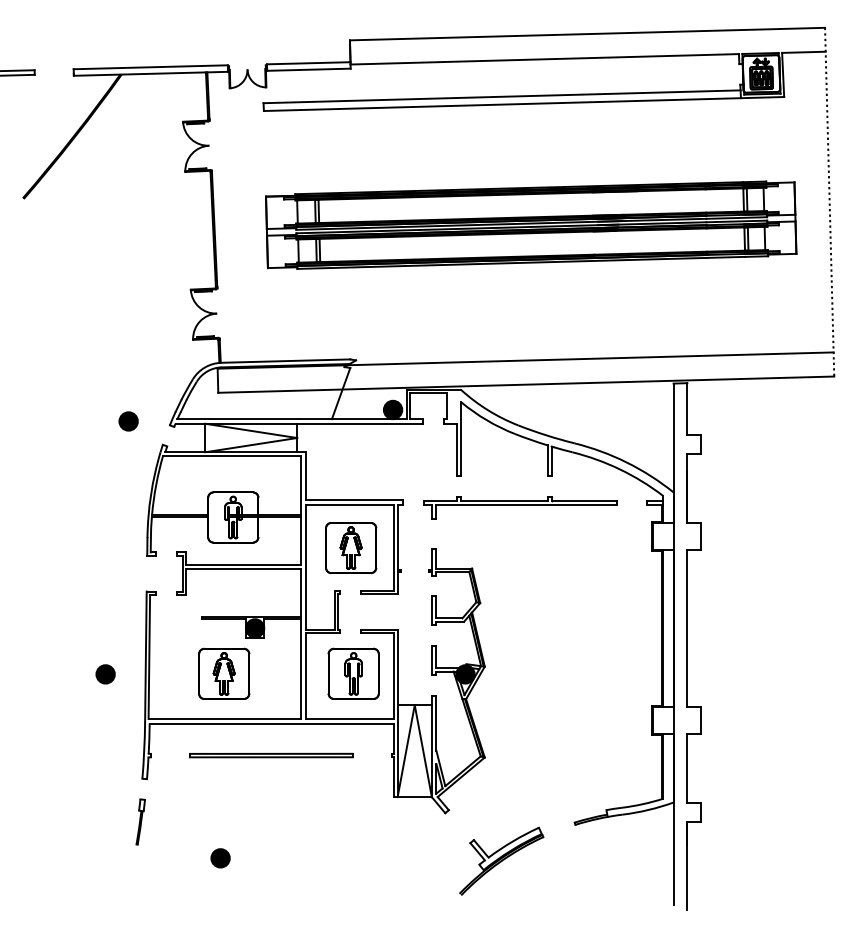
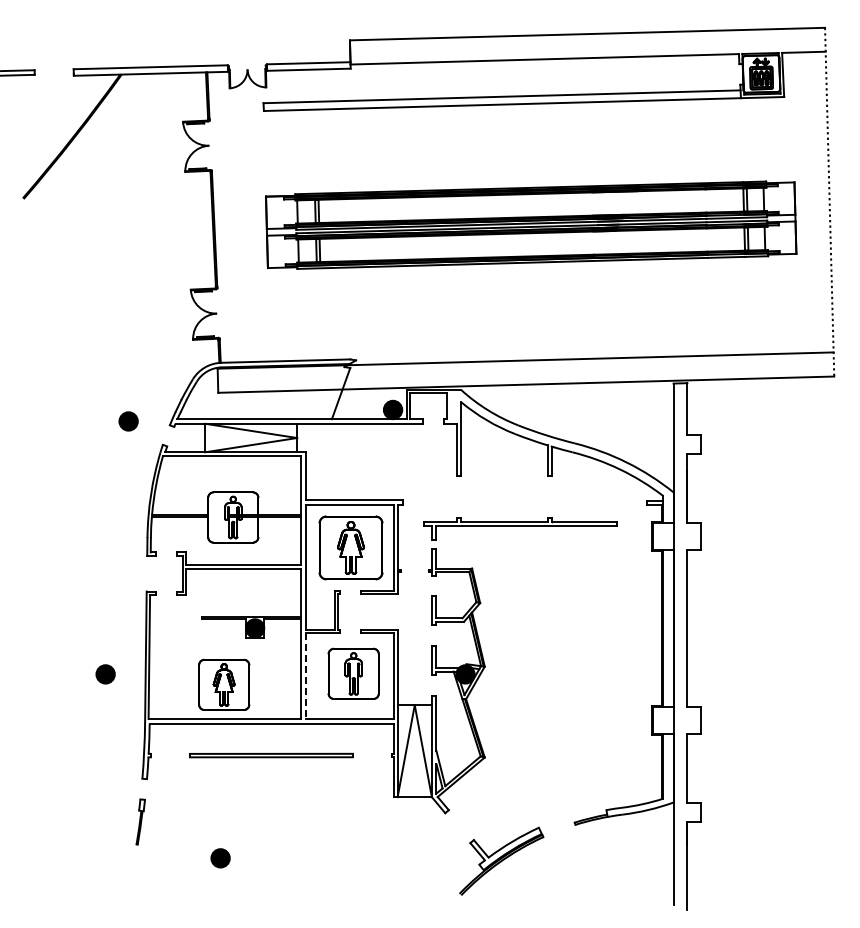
part position: (520, 507) -> (520, 528) (520, 528)
part size: 53x53 px -> 66x66 px (350, 547)
part position: (224, 673) -> (224, 684) (224, 684)
line: solid -> dashed (305, 676)
